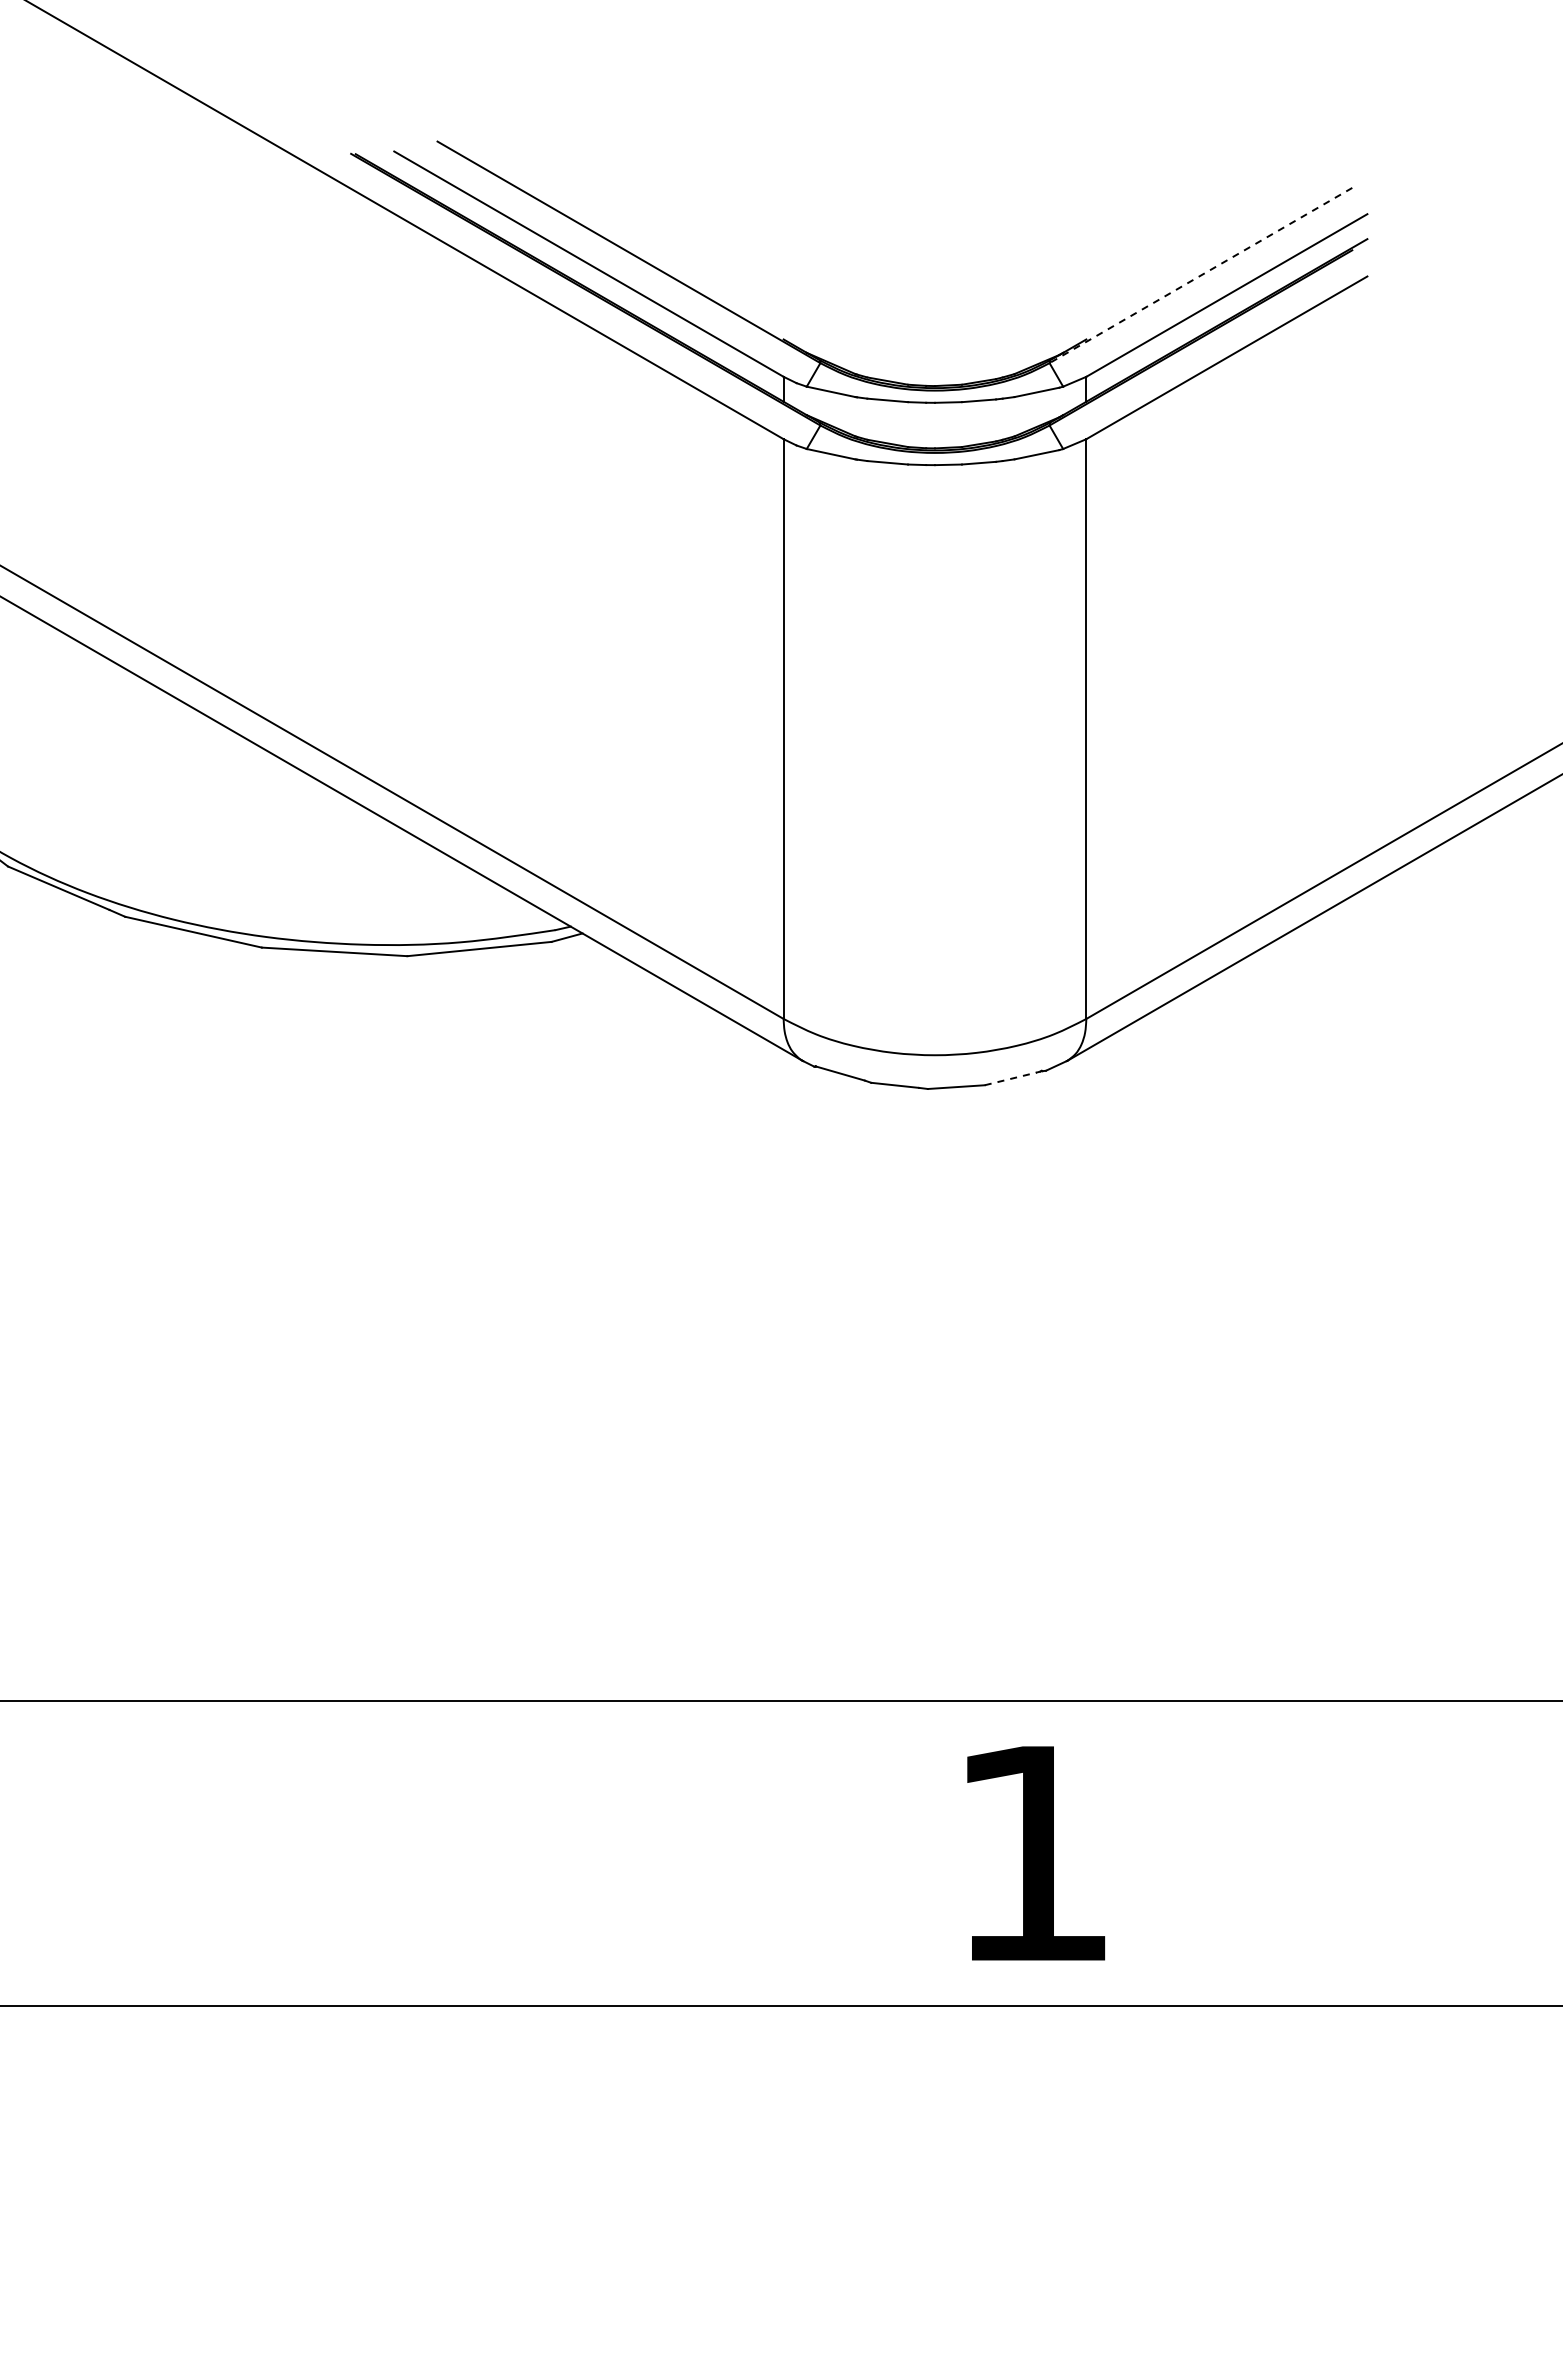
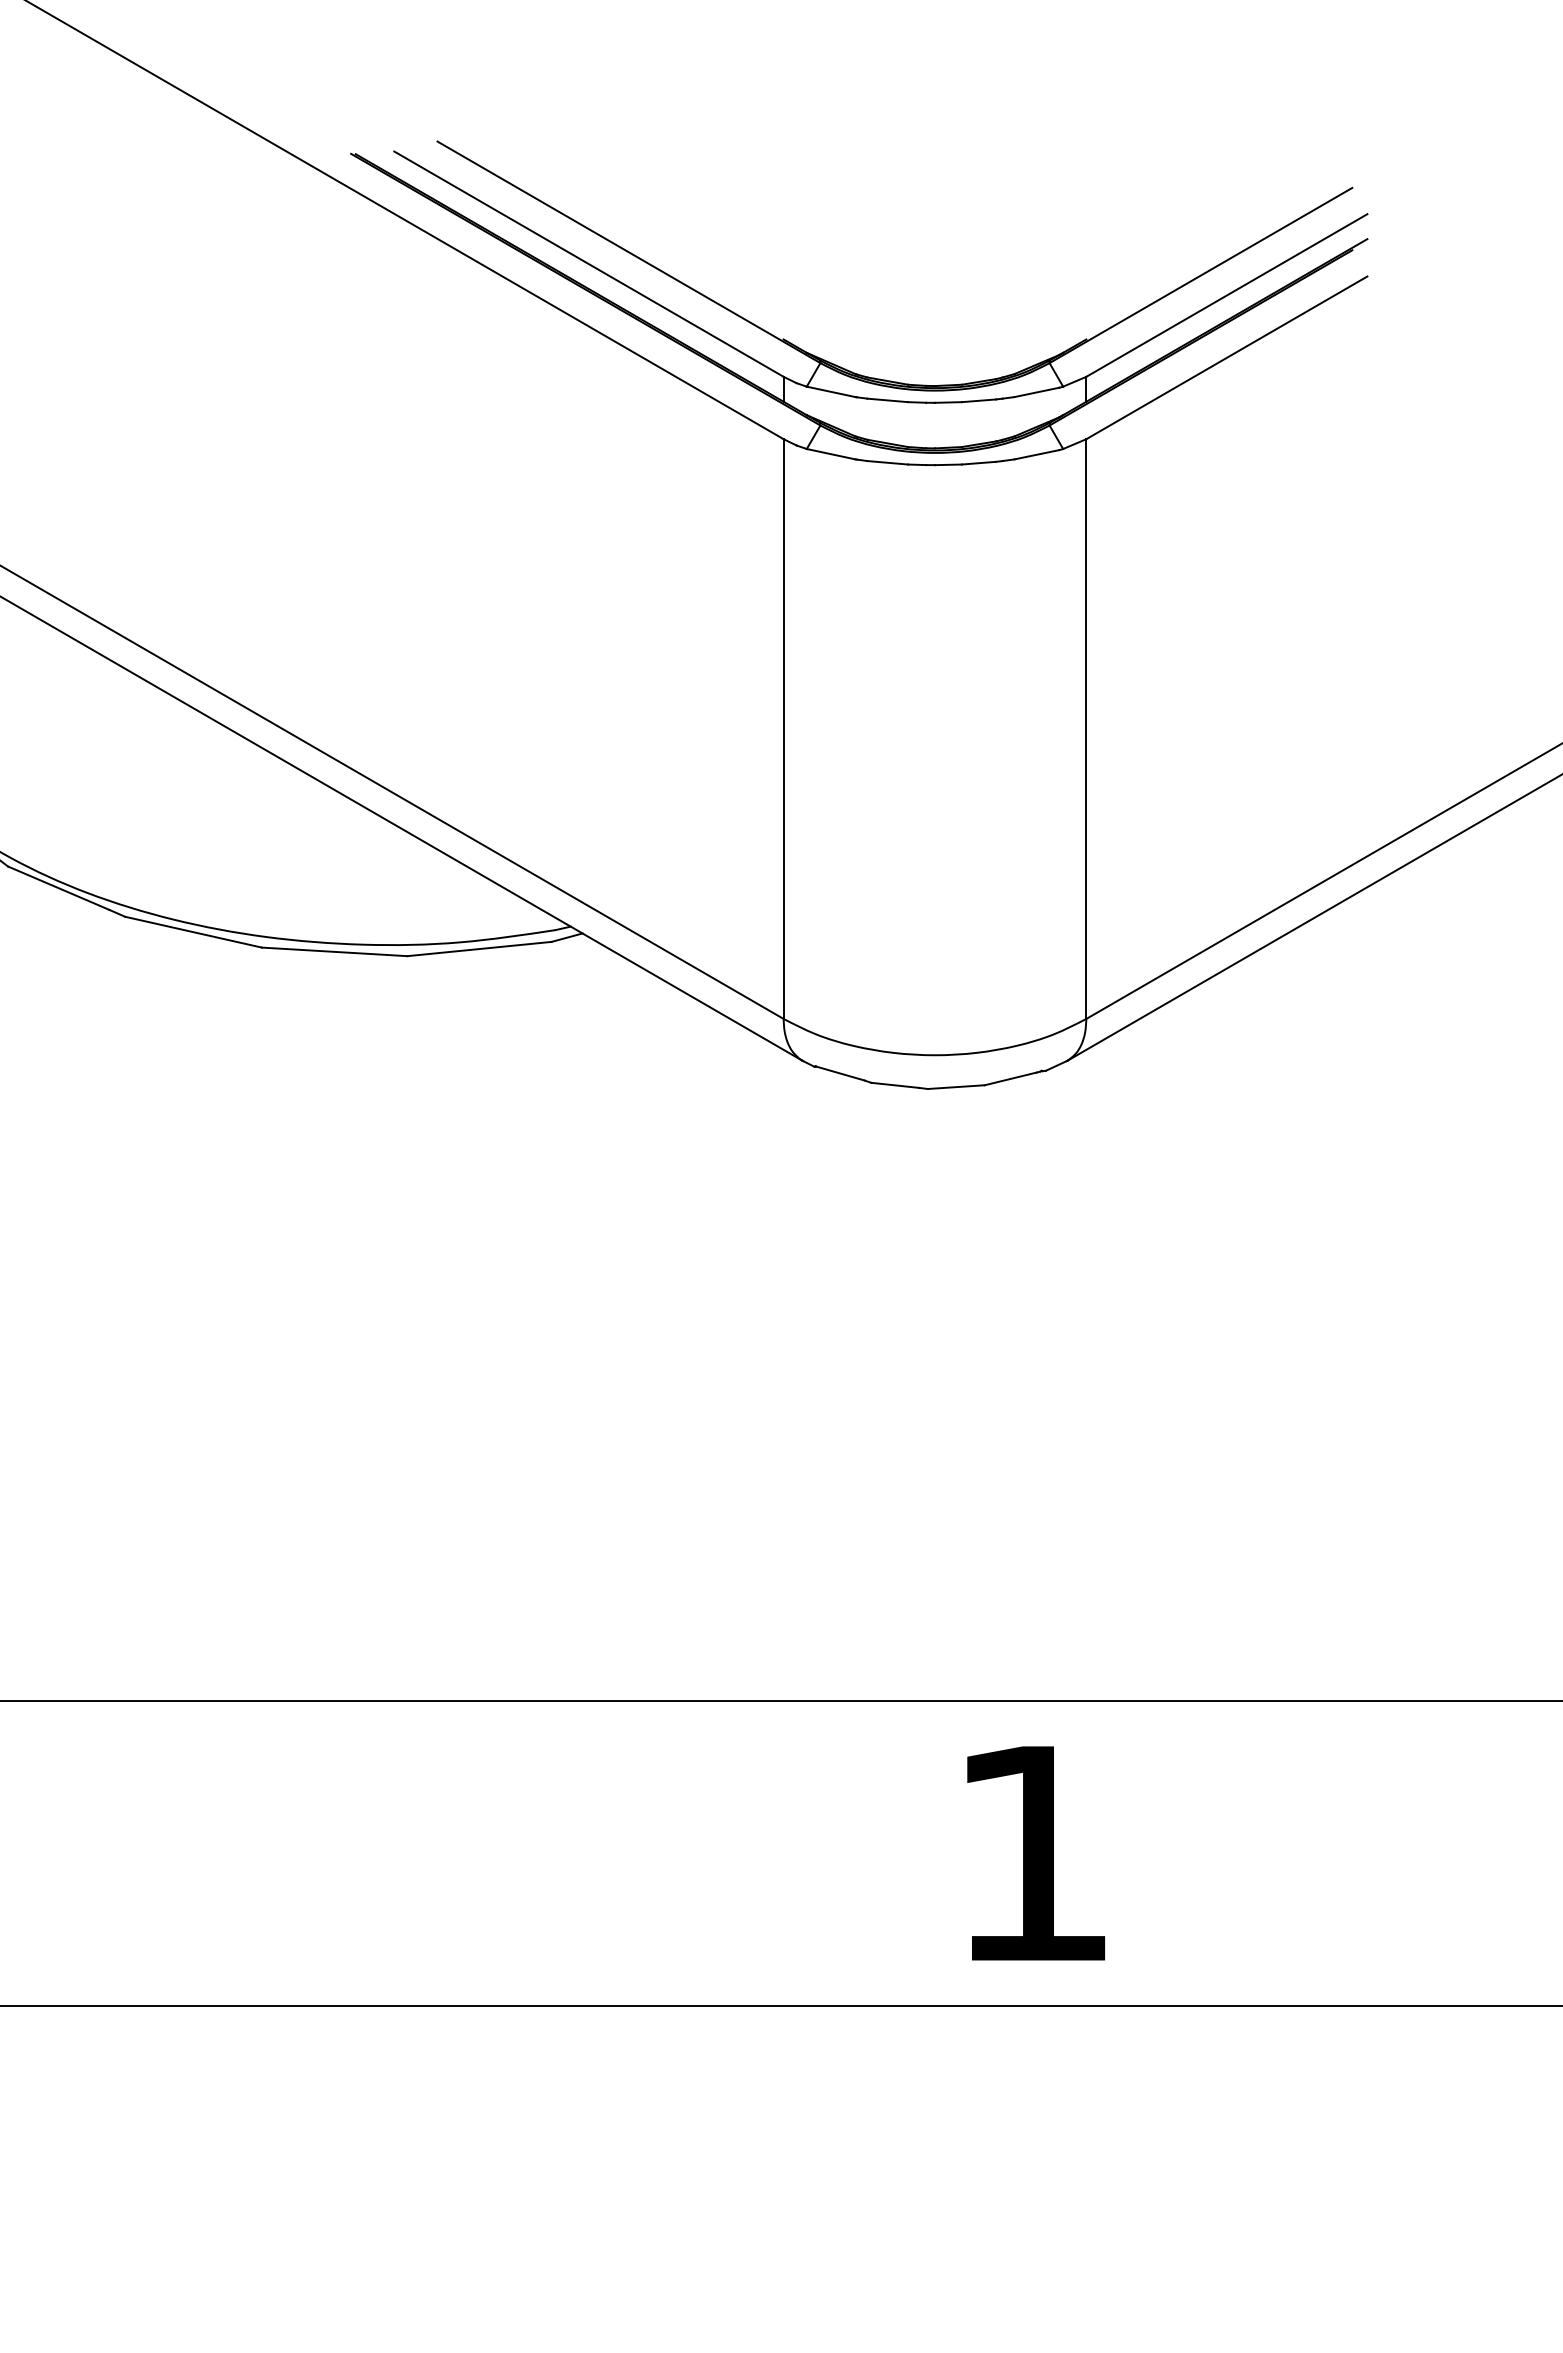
line: dashed -> solid (1200, 275)
line: dashed -> solid (1010, 1078)
